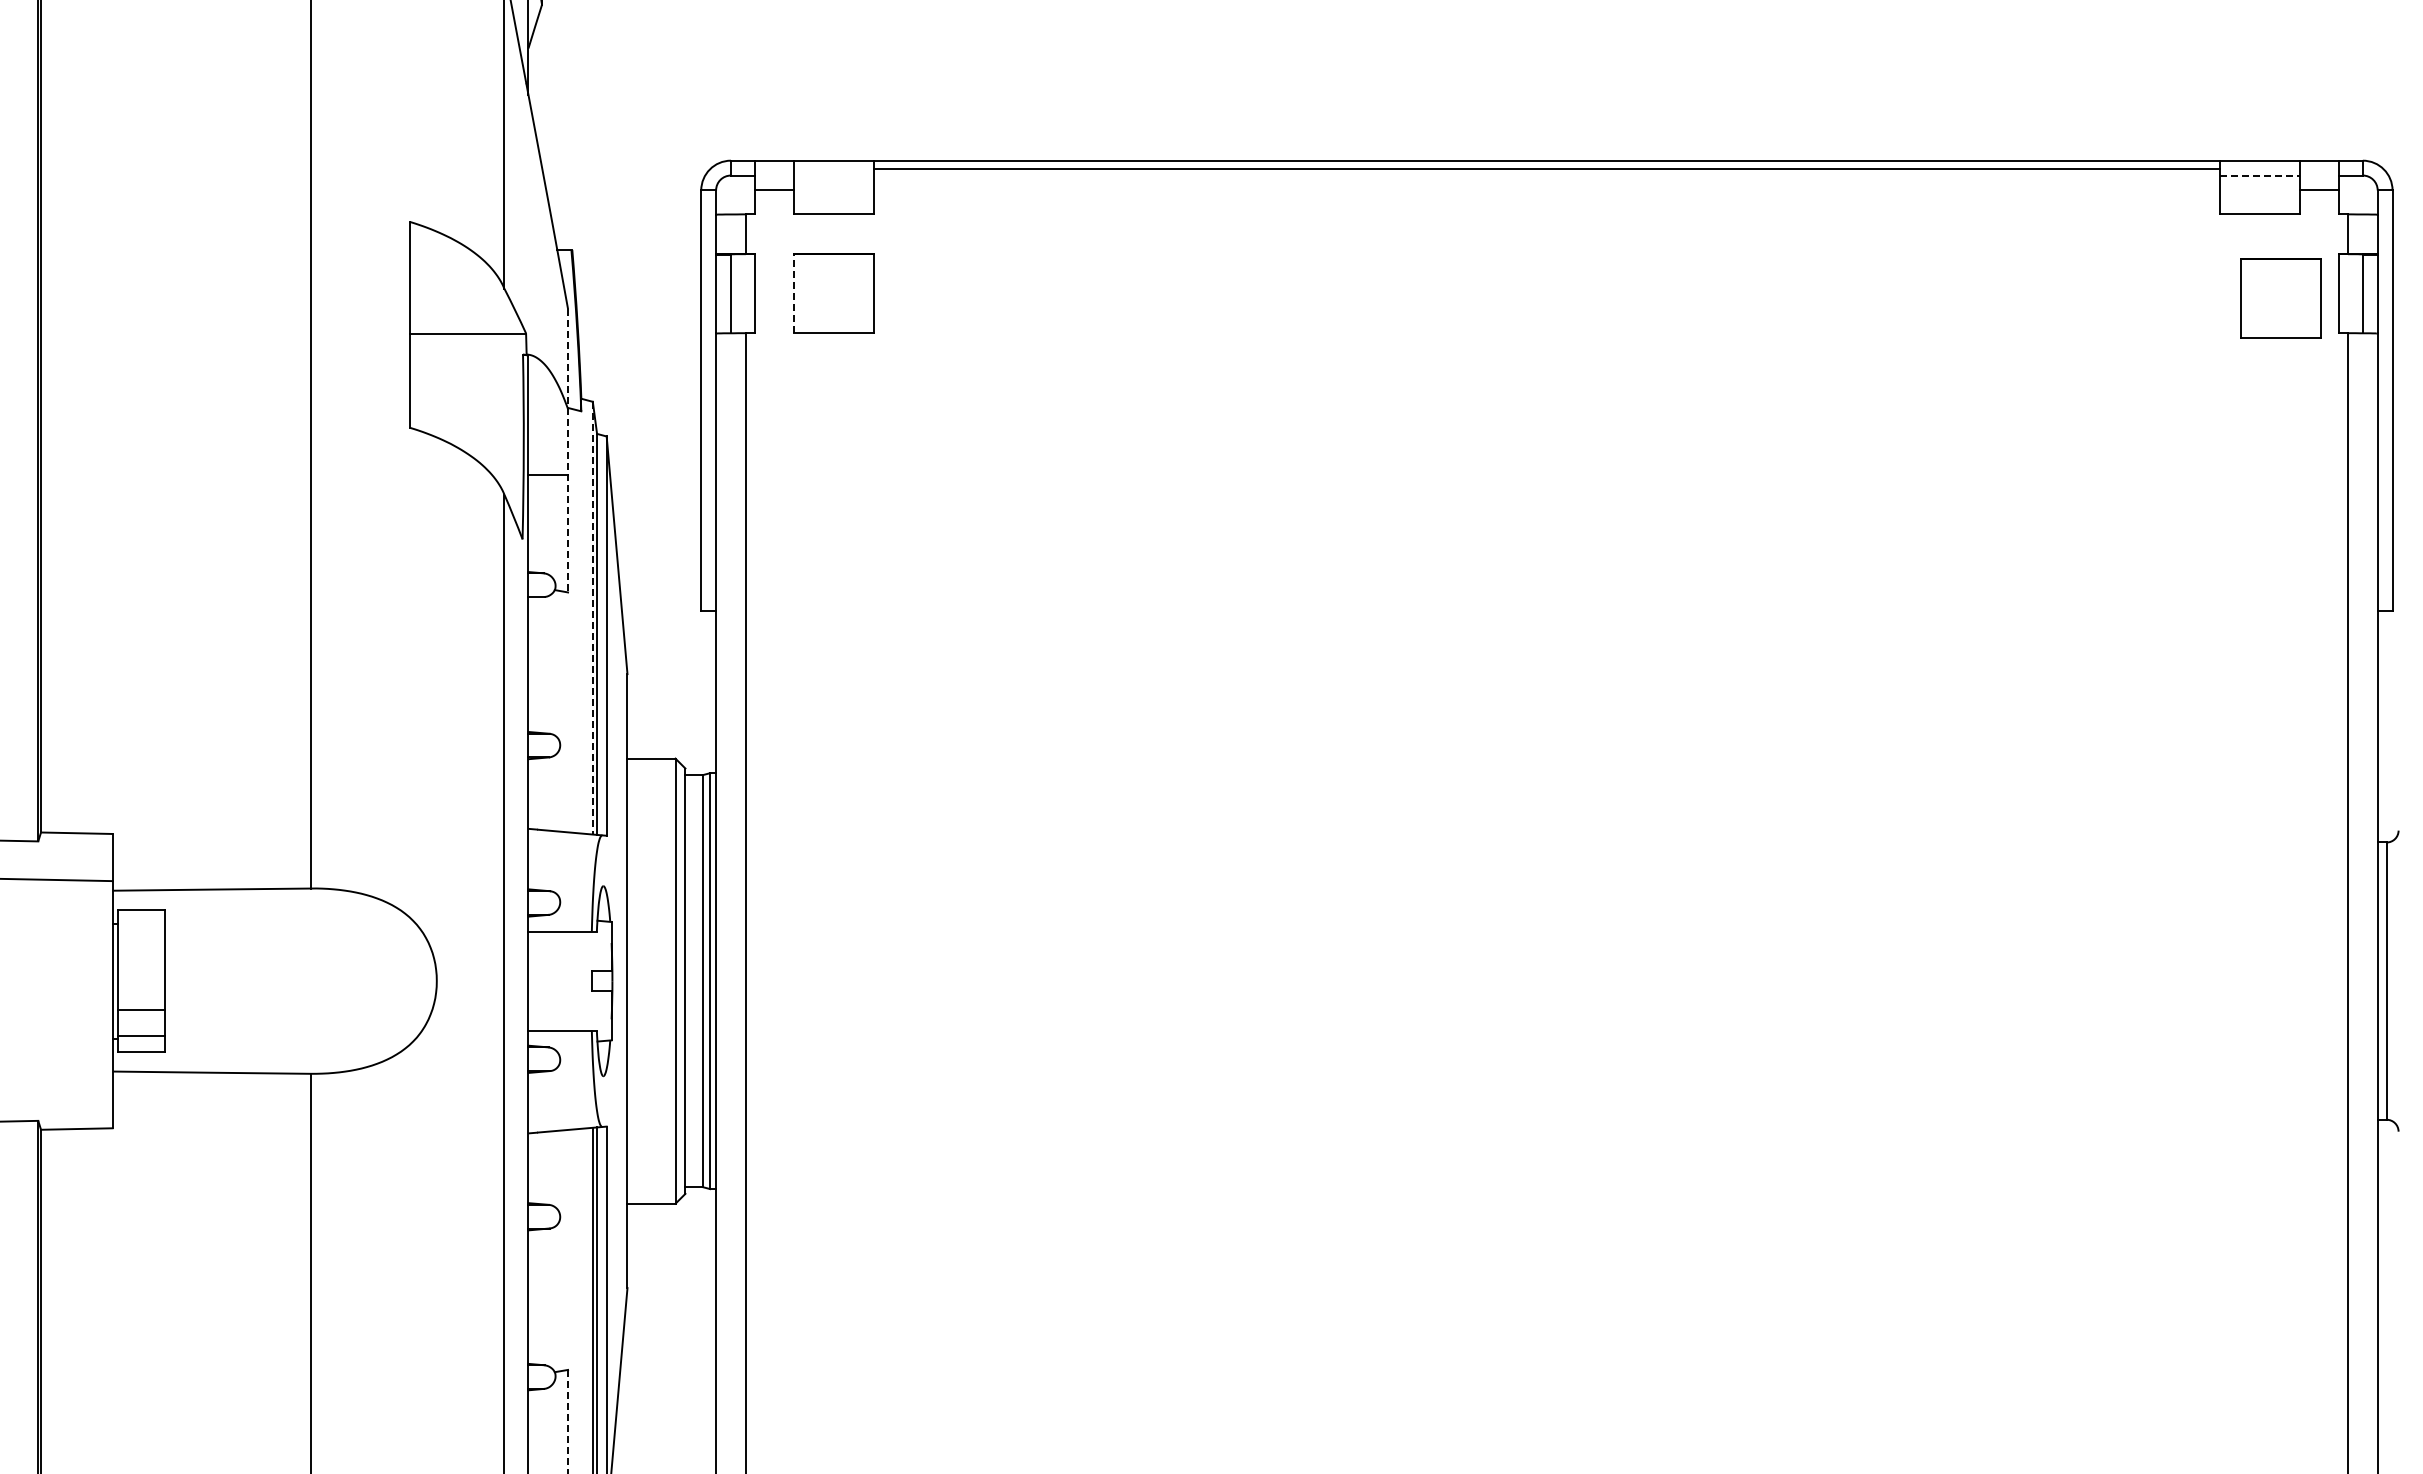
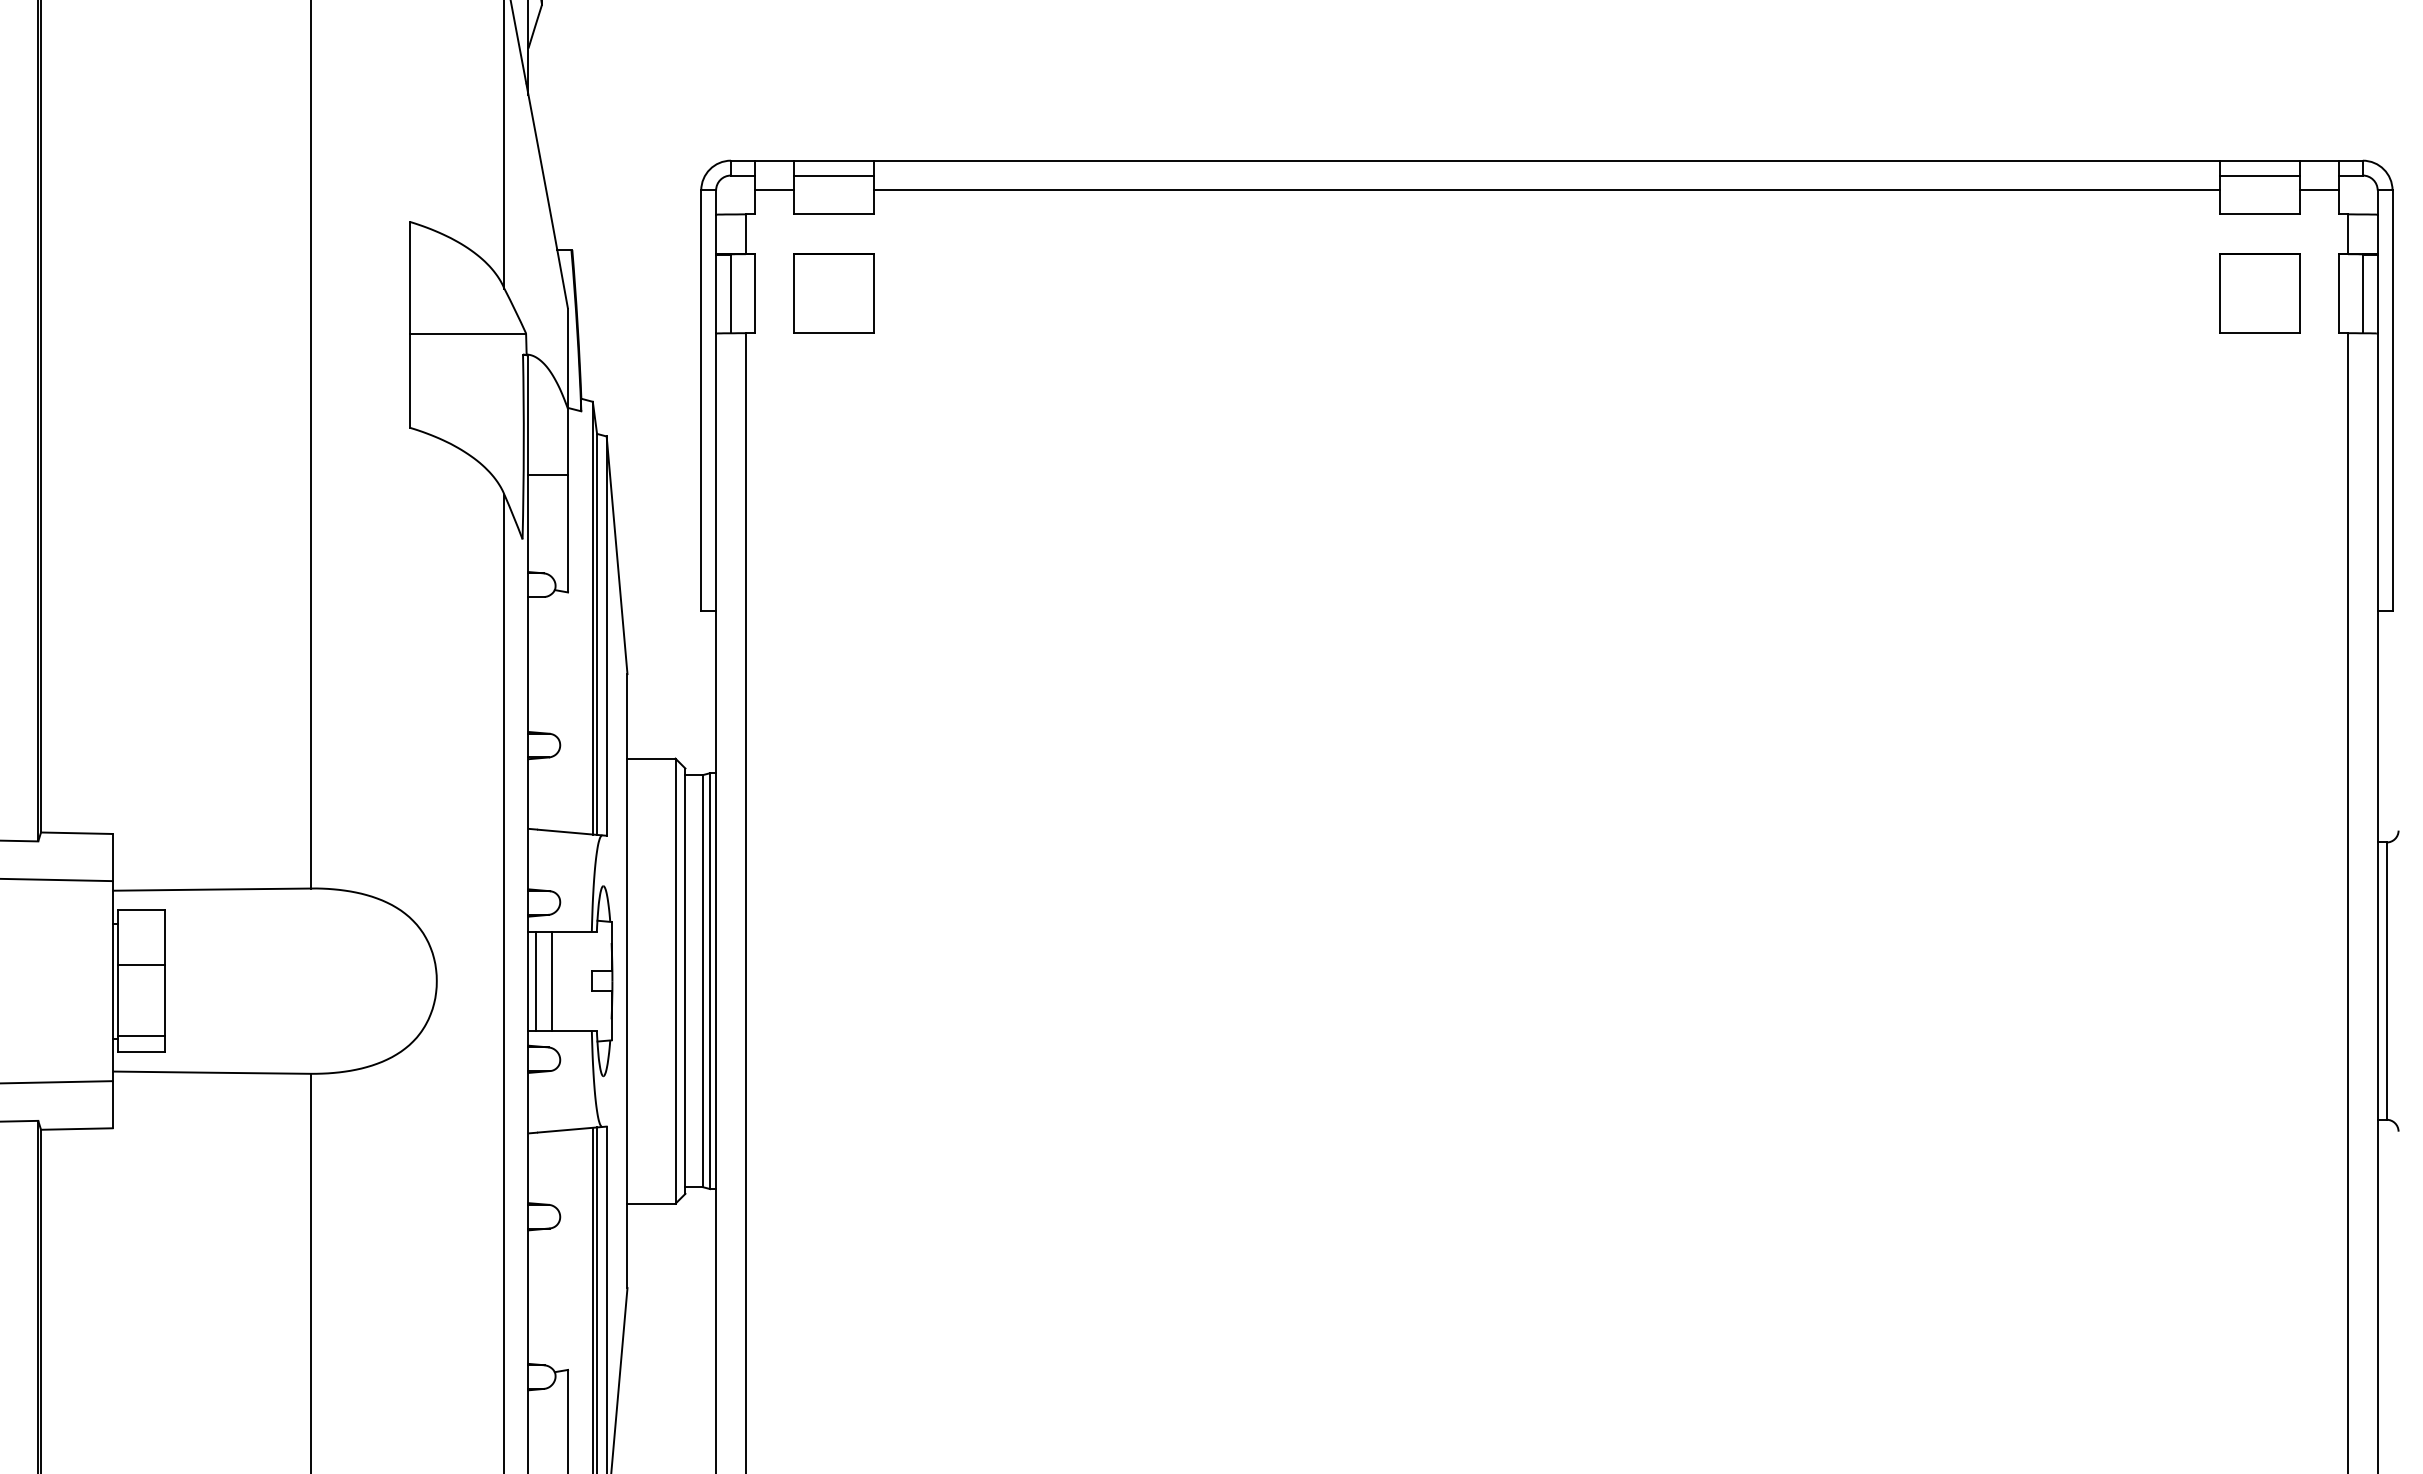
line position: (1546, 169) -> (1546, 190) (1546, 190)
line: none -> present (833, 175)
line: dashed -> solid (2259, 175)
line: dashed -> solid (794, 293)
part position: (2280, 298) -> (2259, 293) (2259, 293)
line: dashed -> solid (568, 450)
line: dashed -> solid (592, 618)
line: none -> present (536, 980)
line: none -> present (552, 980)
line position: (141, 1009) -> (141, 964) (141, 964)
line: none -> present (57, 1082)
line: dashed -> solid (568, 1421)
